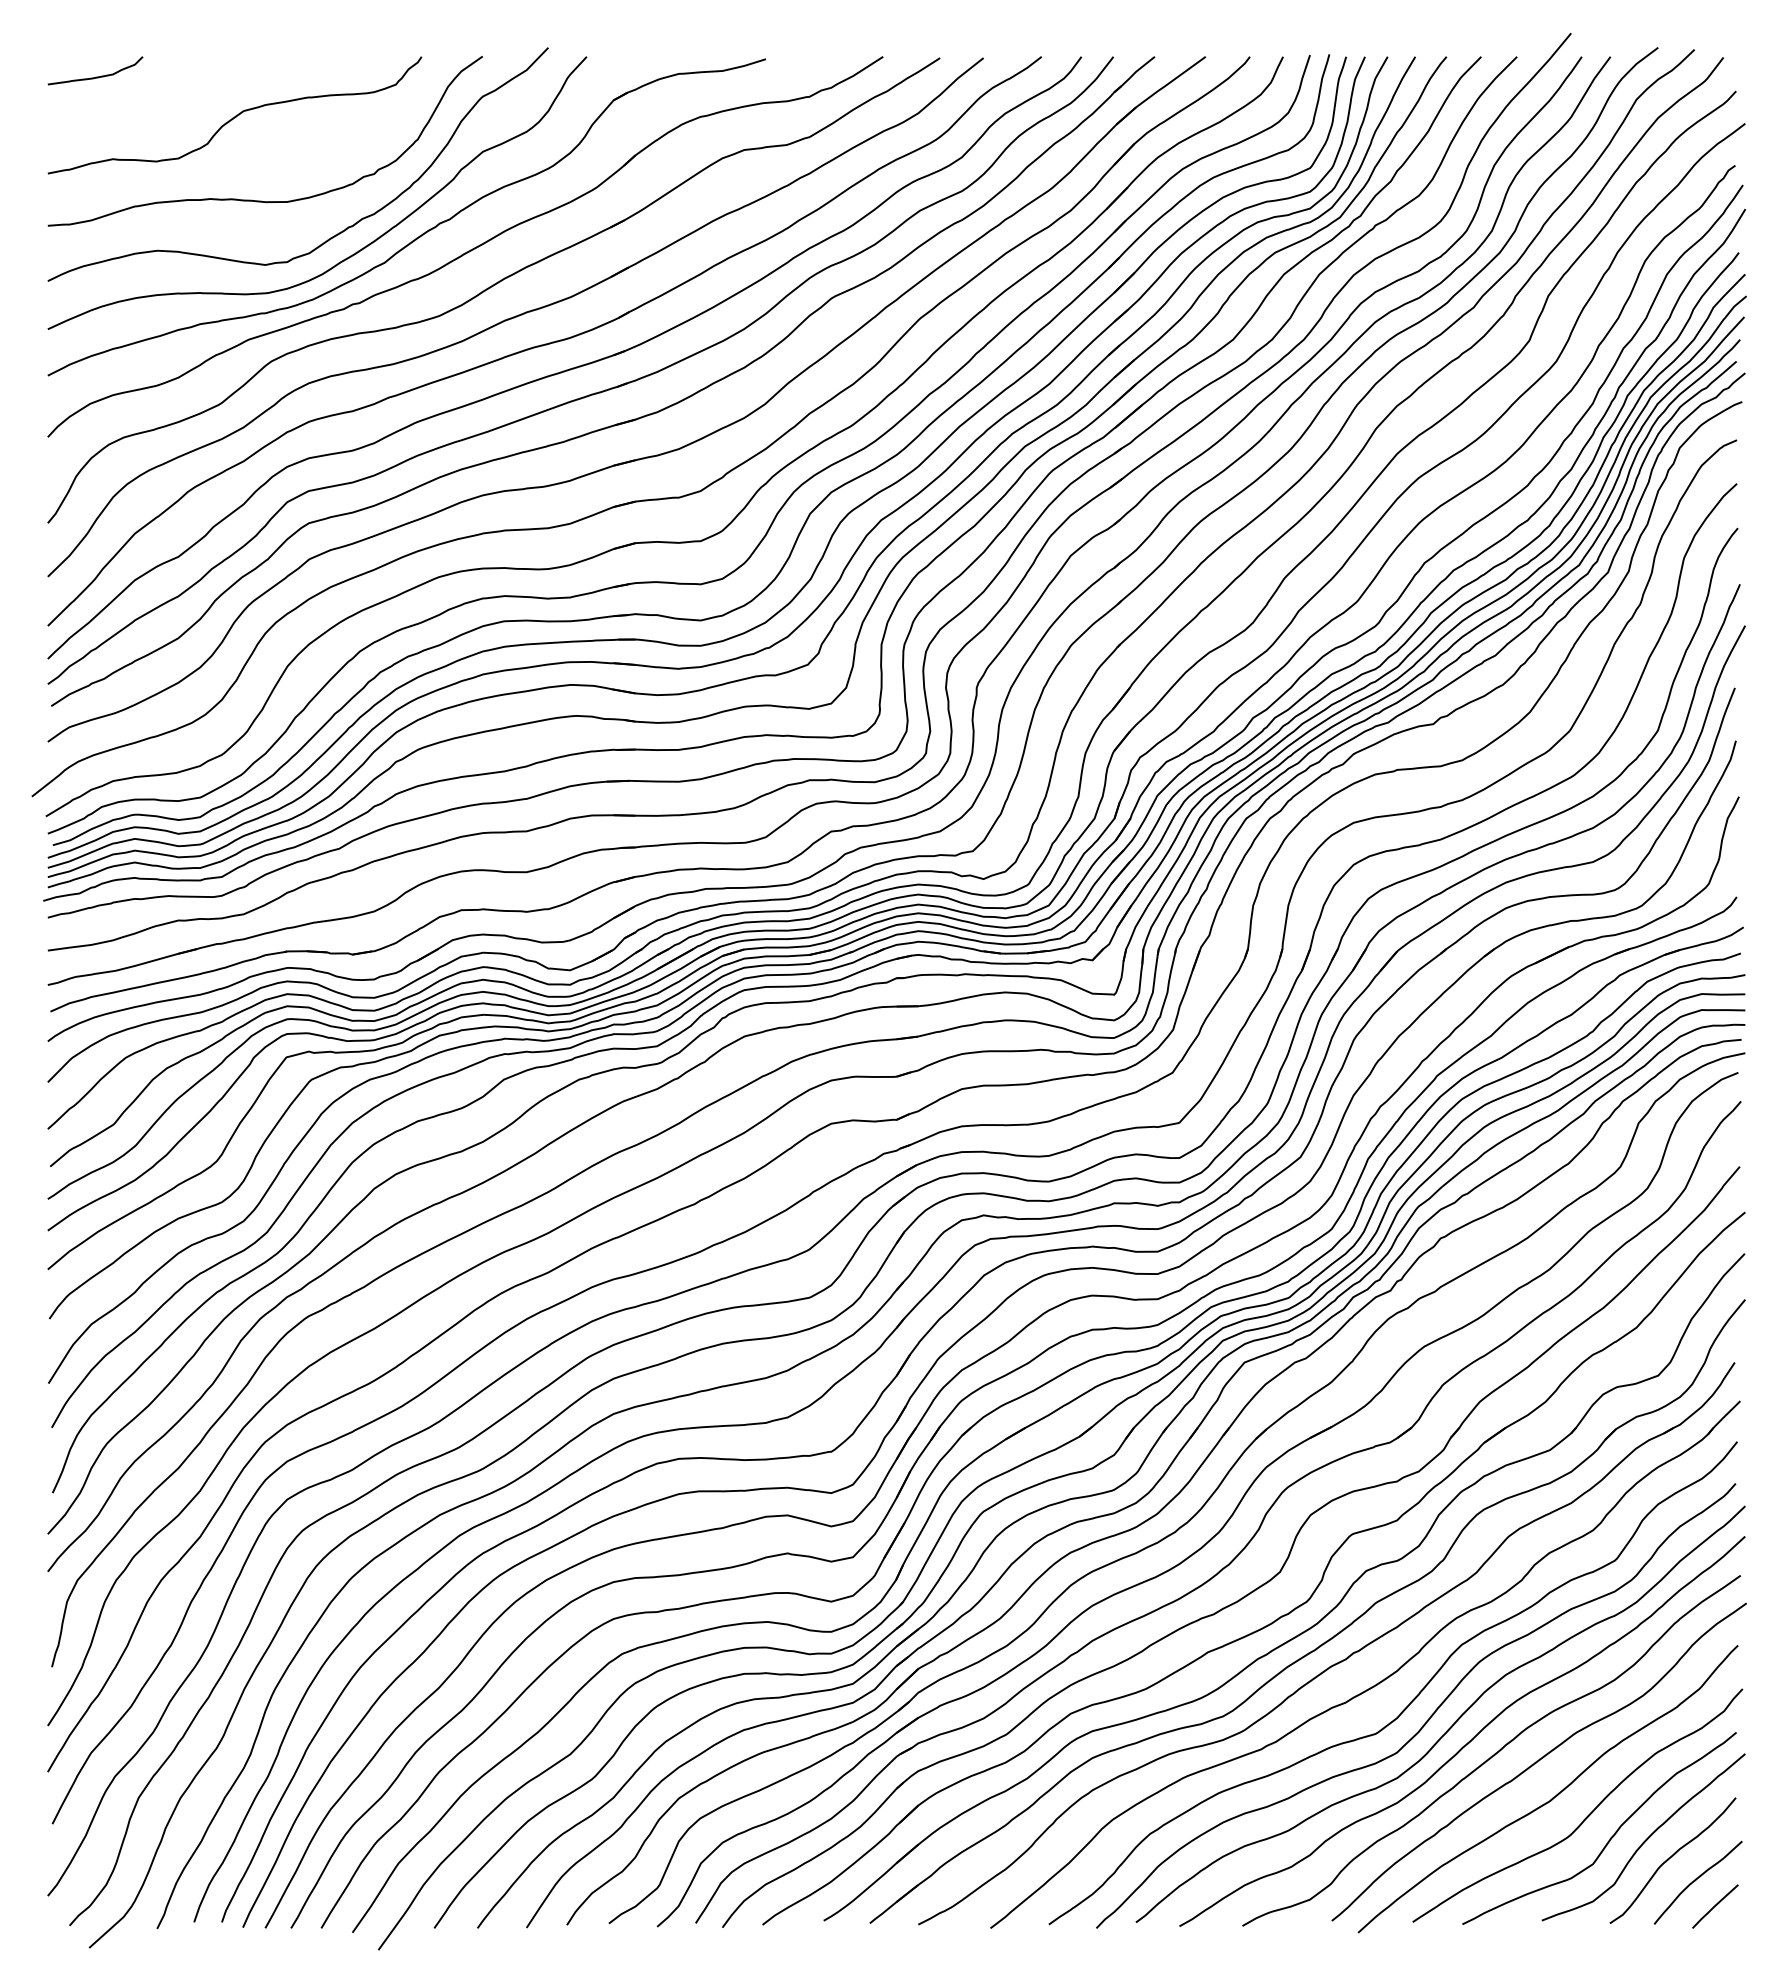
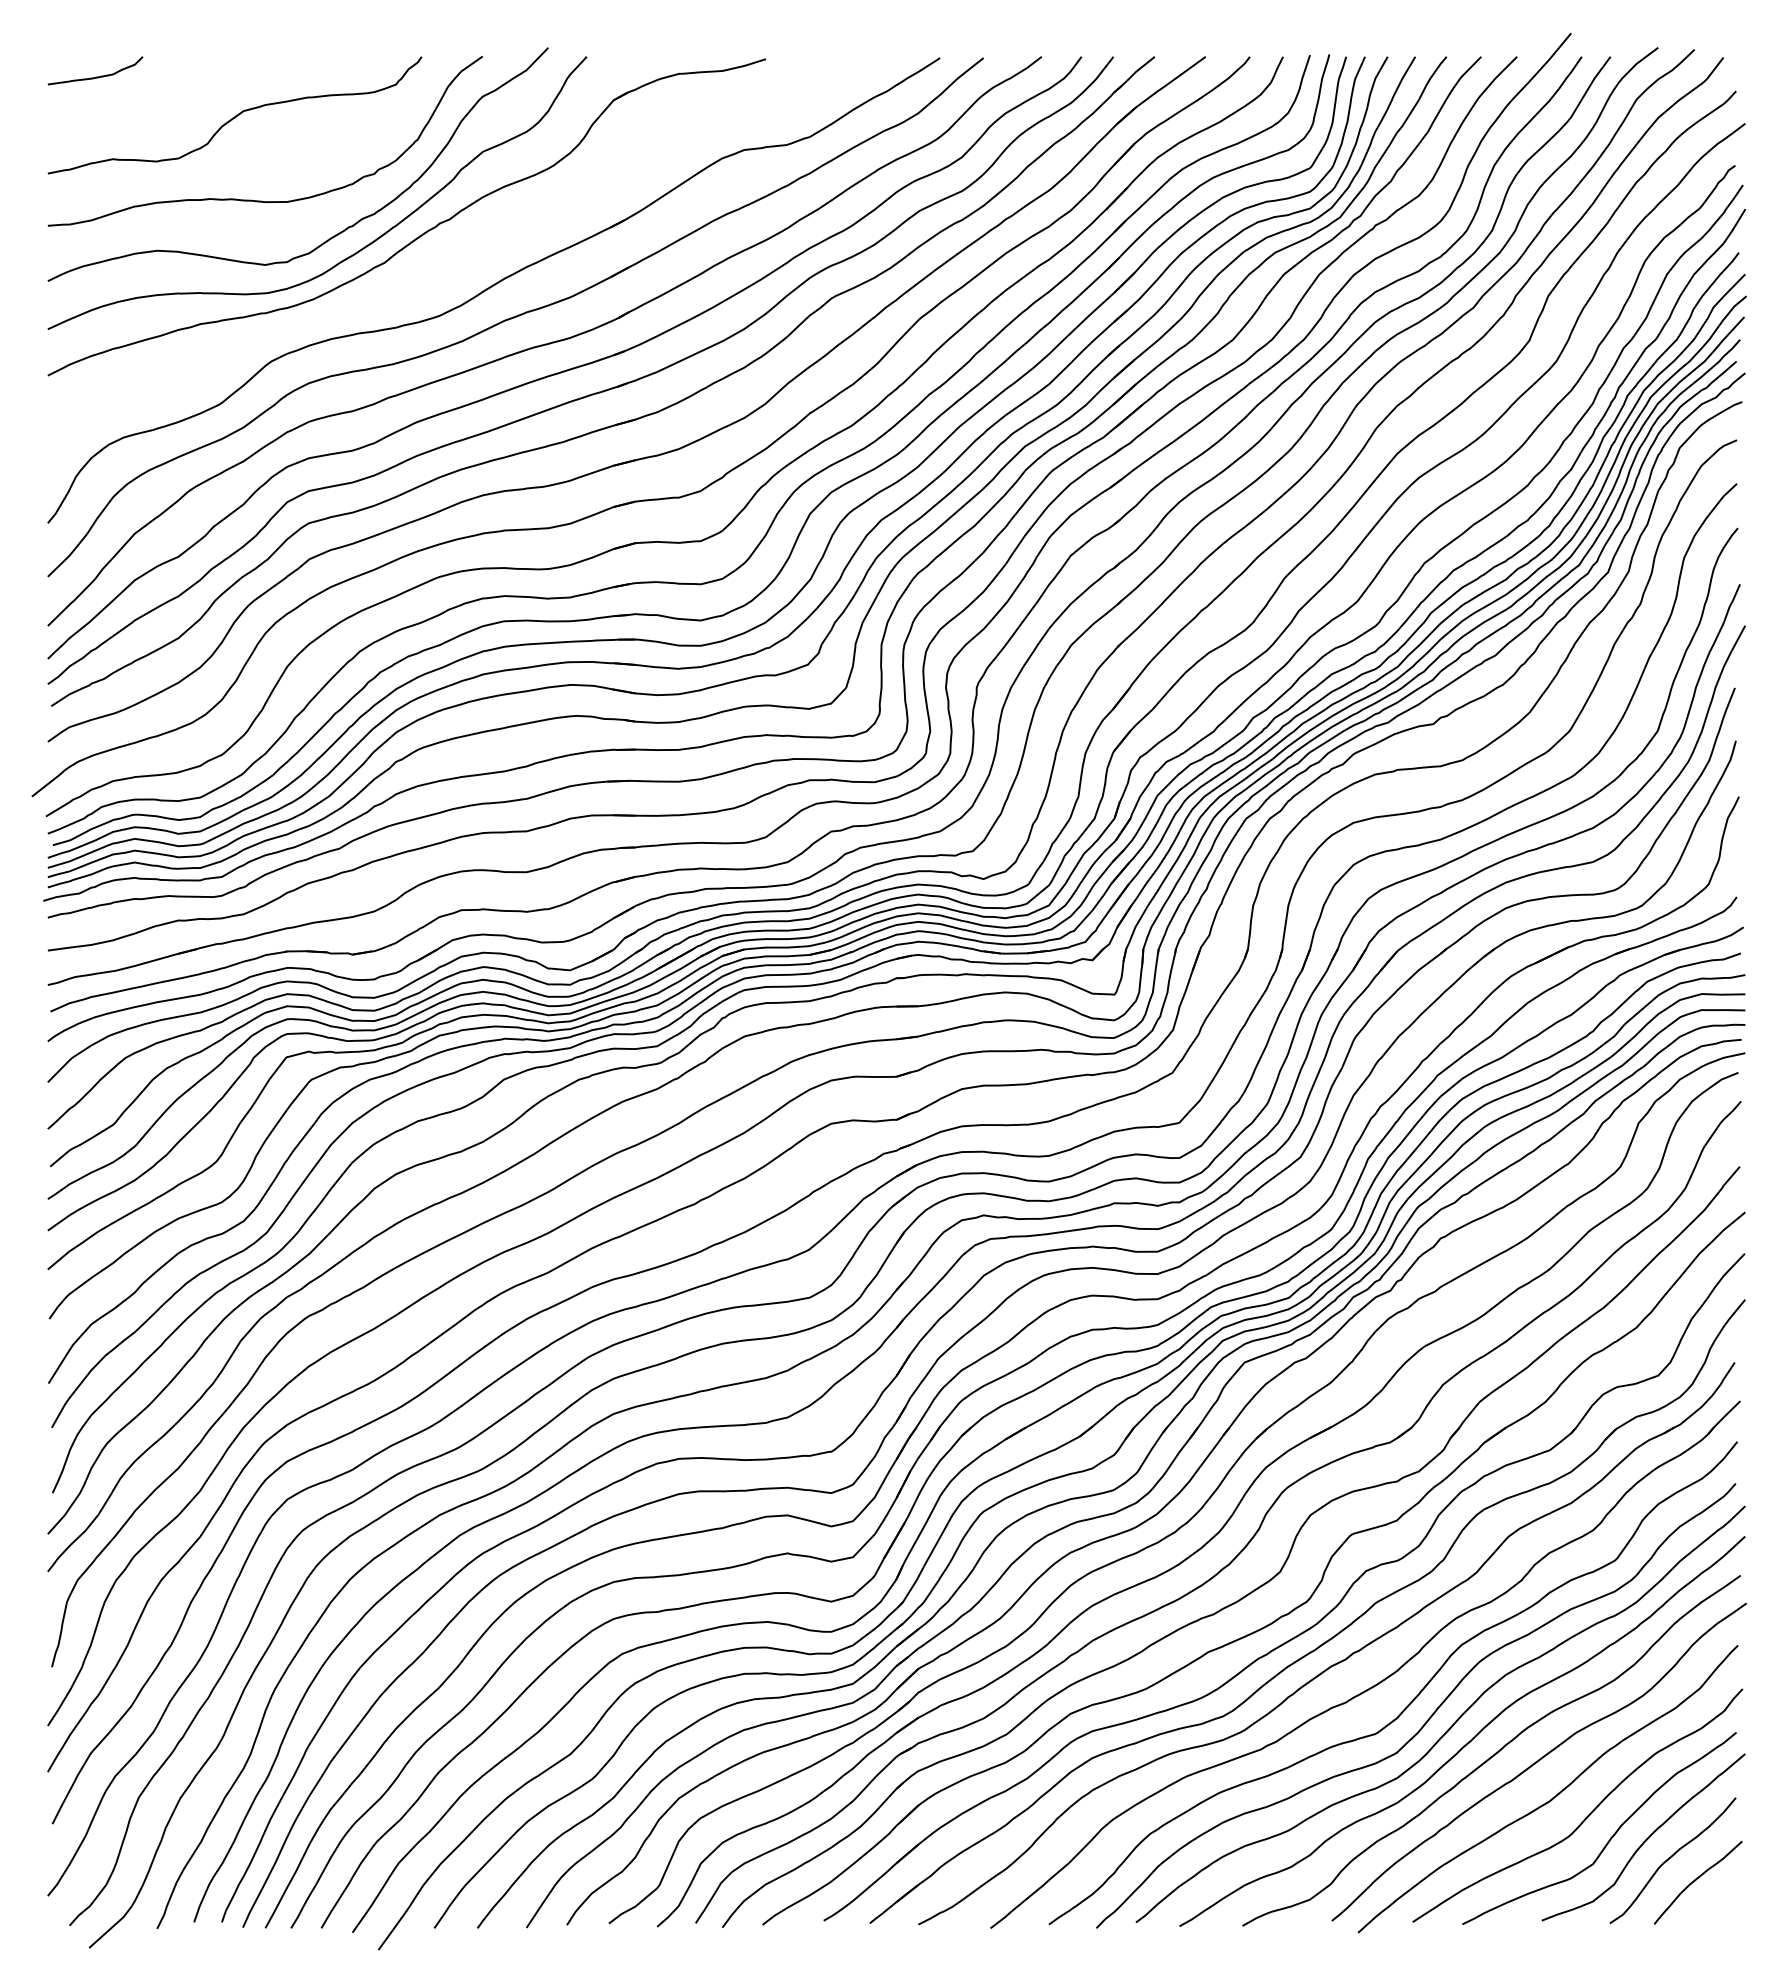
part: present -> none (465, 246)
line: present -> none (1715, 1906)
